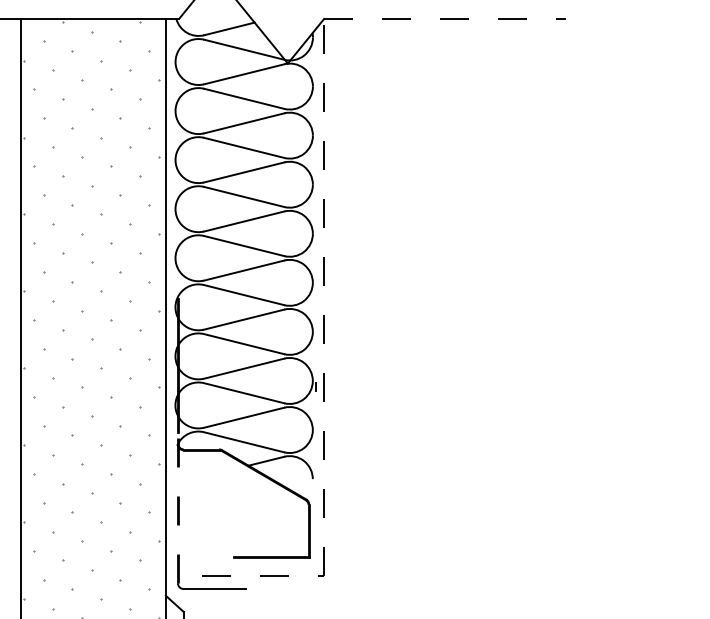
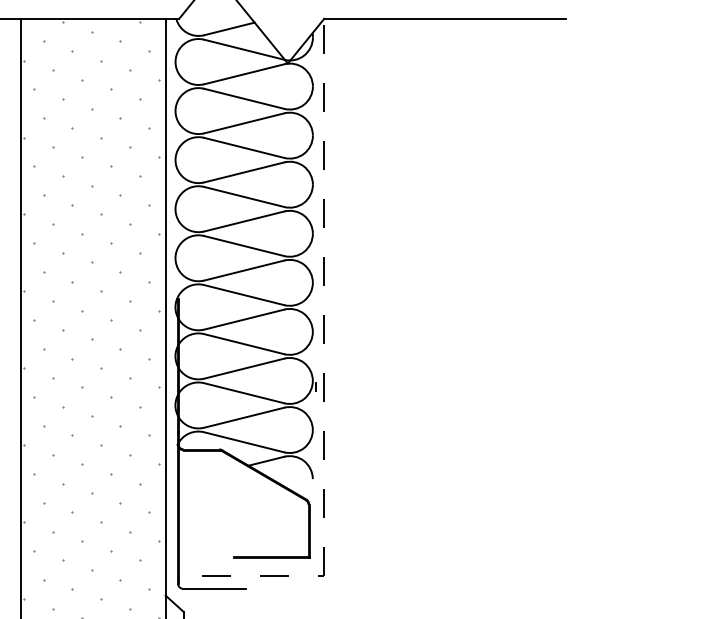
line: dashed -> solid (444, 18)
line: dashed -> solid (177, 507)
